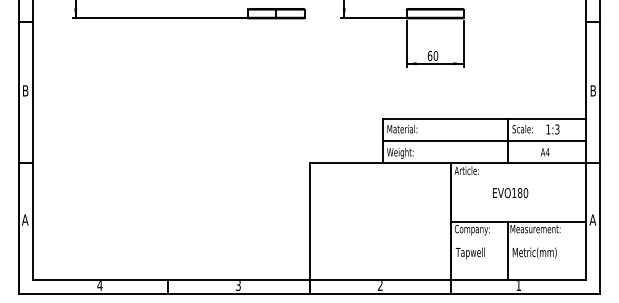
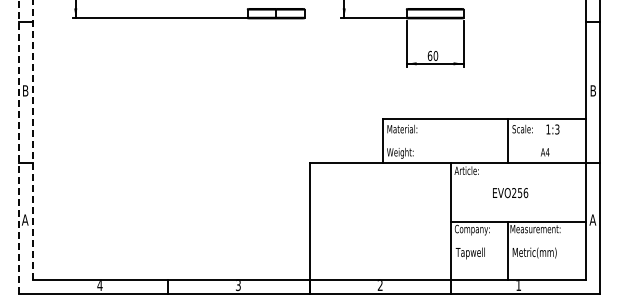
line: solid -> dashed (32, 139)
line: present -> none (484, 141)
line: solid -> dashed (18, 147)
text: EVO180 -> EVO256 (520, 193)
